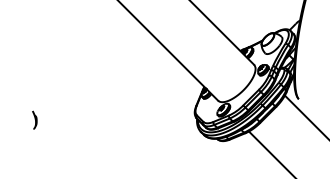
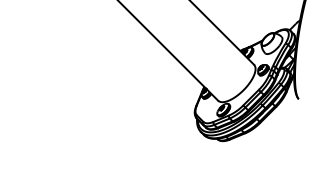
line: present -> none (305, 116)
part: present -> none (34, 119)
line: present -> none (270, 153)
